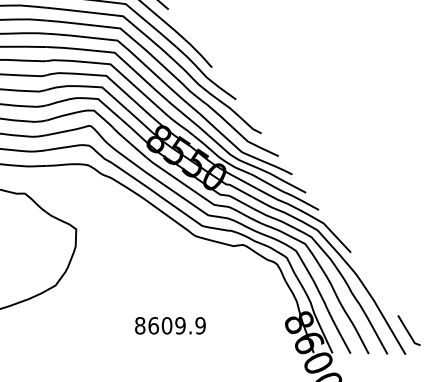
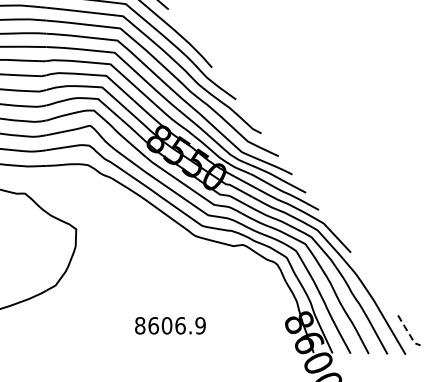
text: 8609.9 -> 8606.9 (180, 325)
line: solid -> dashed (408, 332)
